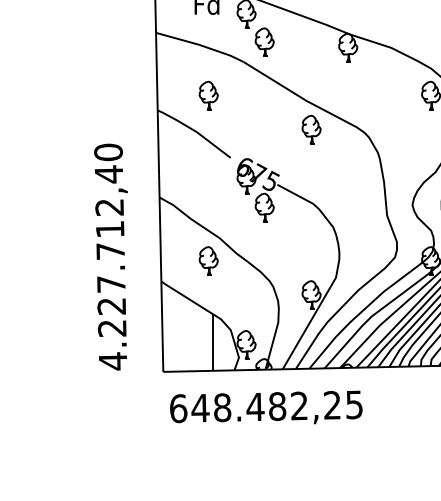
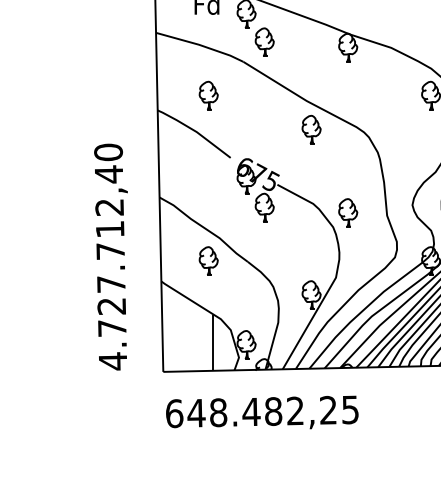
part: none -> present (348, 212)
text: 4.227.712,40 -> 4.727.712,40 (111, 328)
text position: (266, 407) -> (262, 412) (262, 412)
